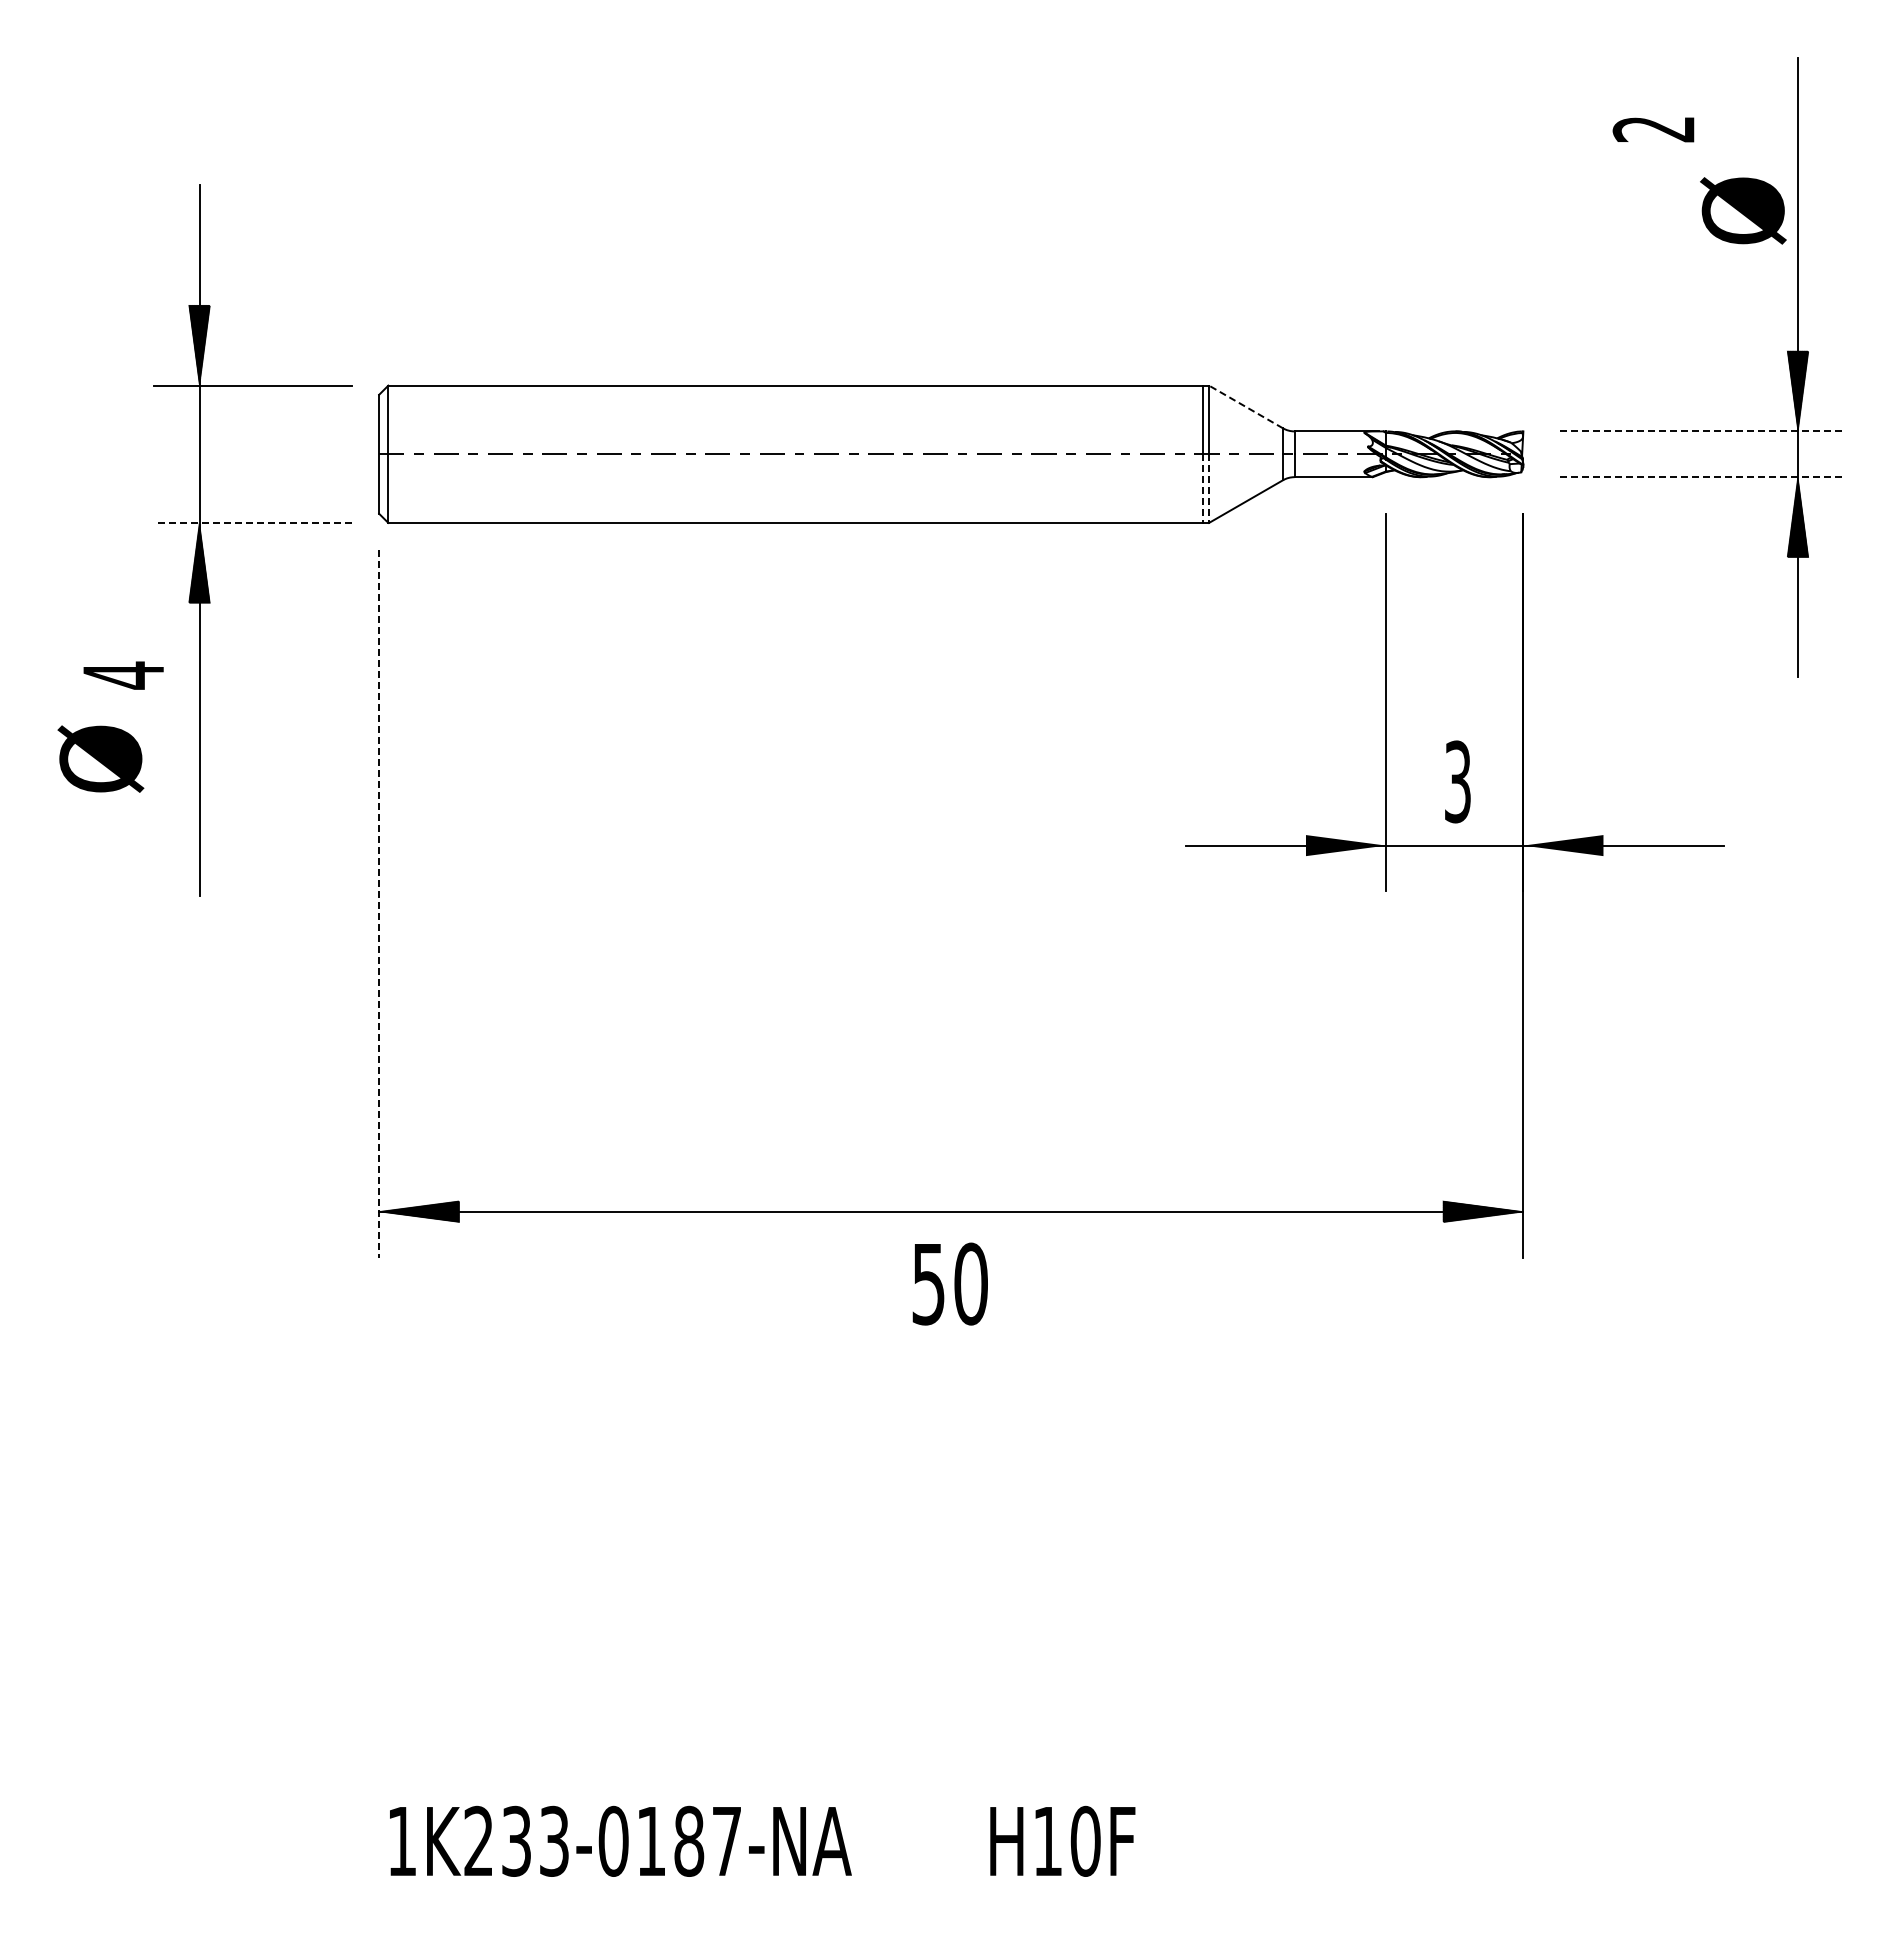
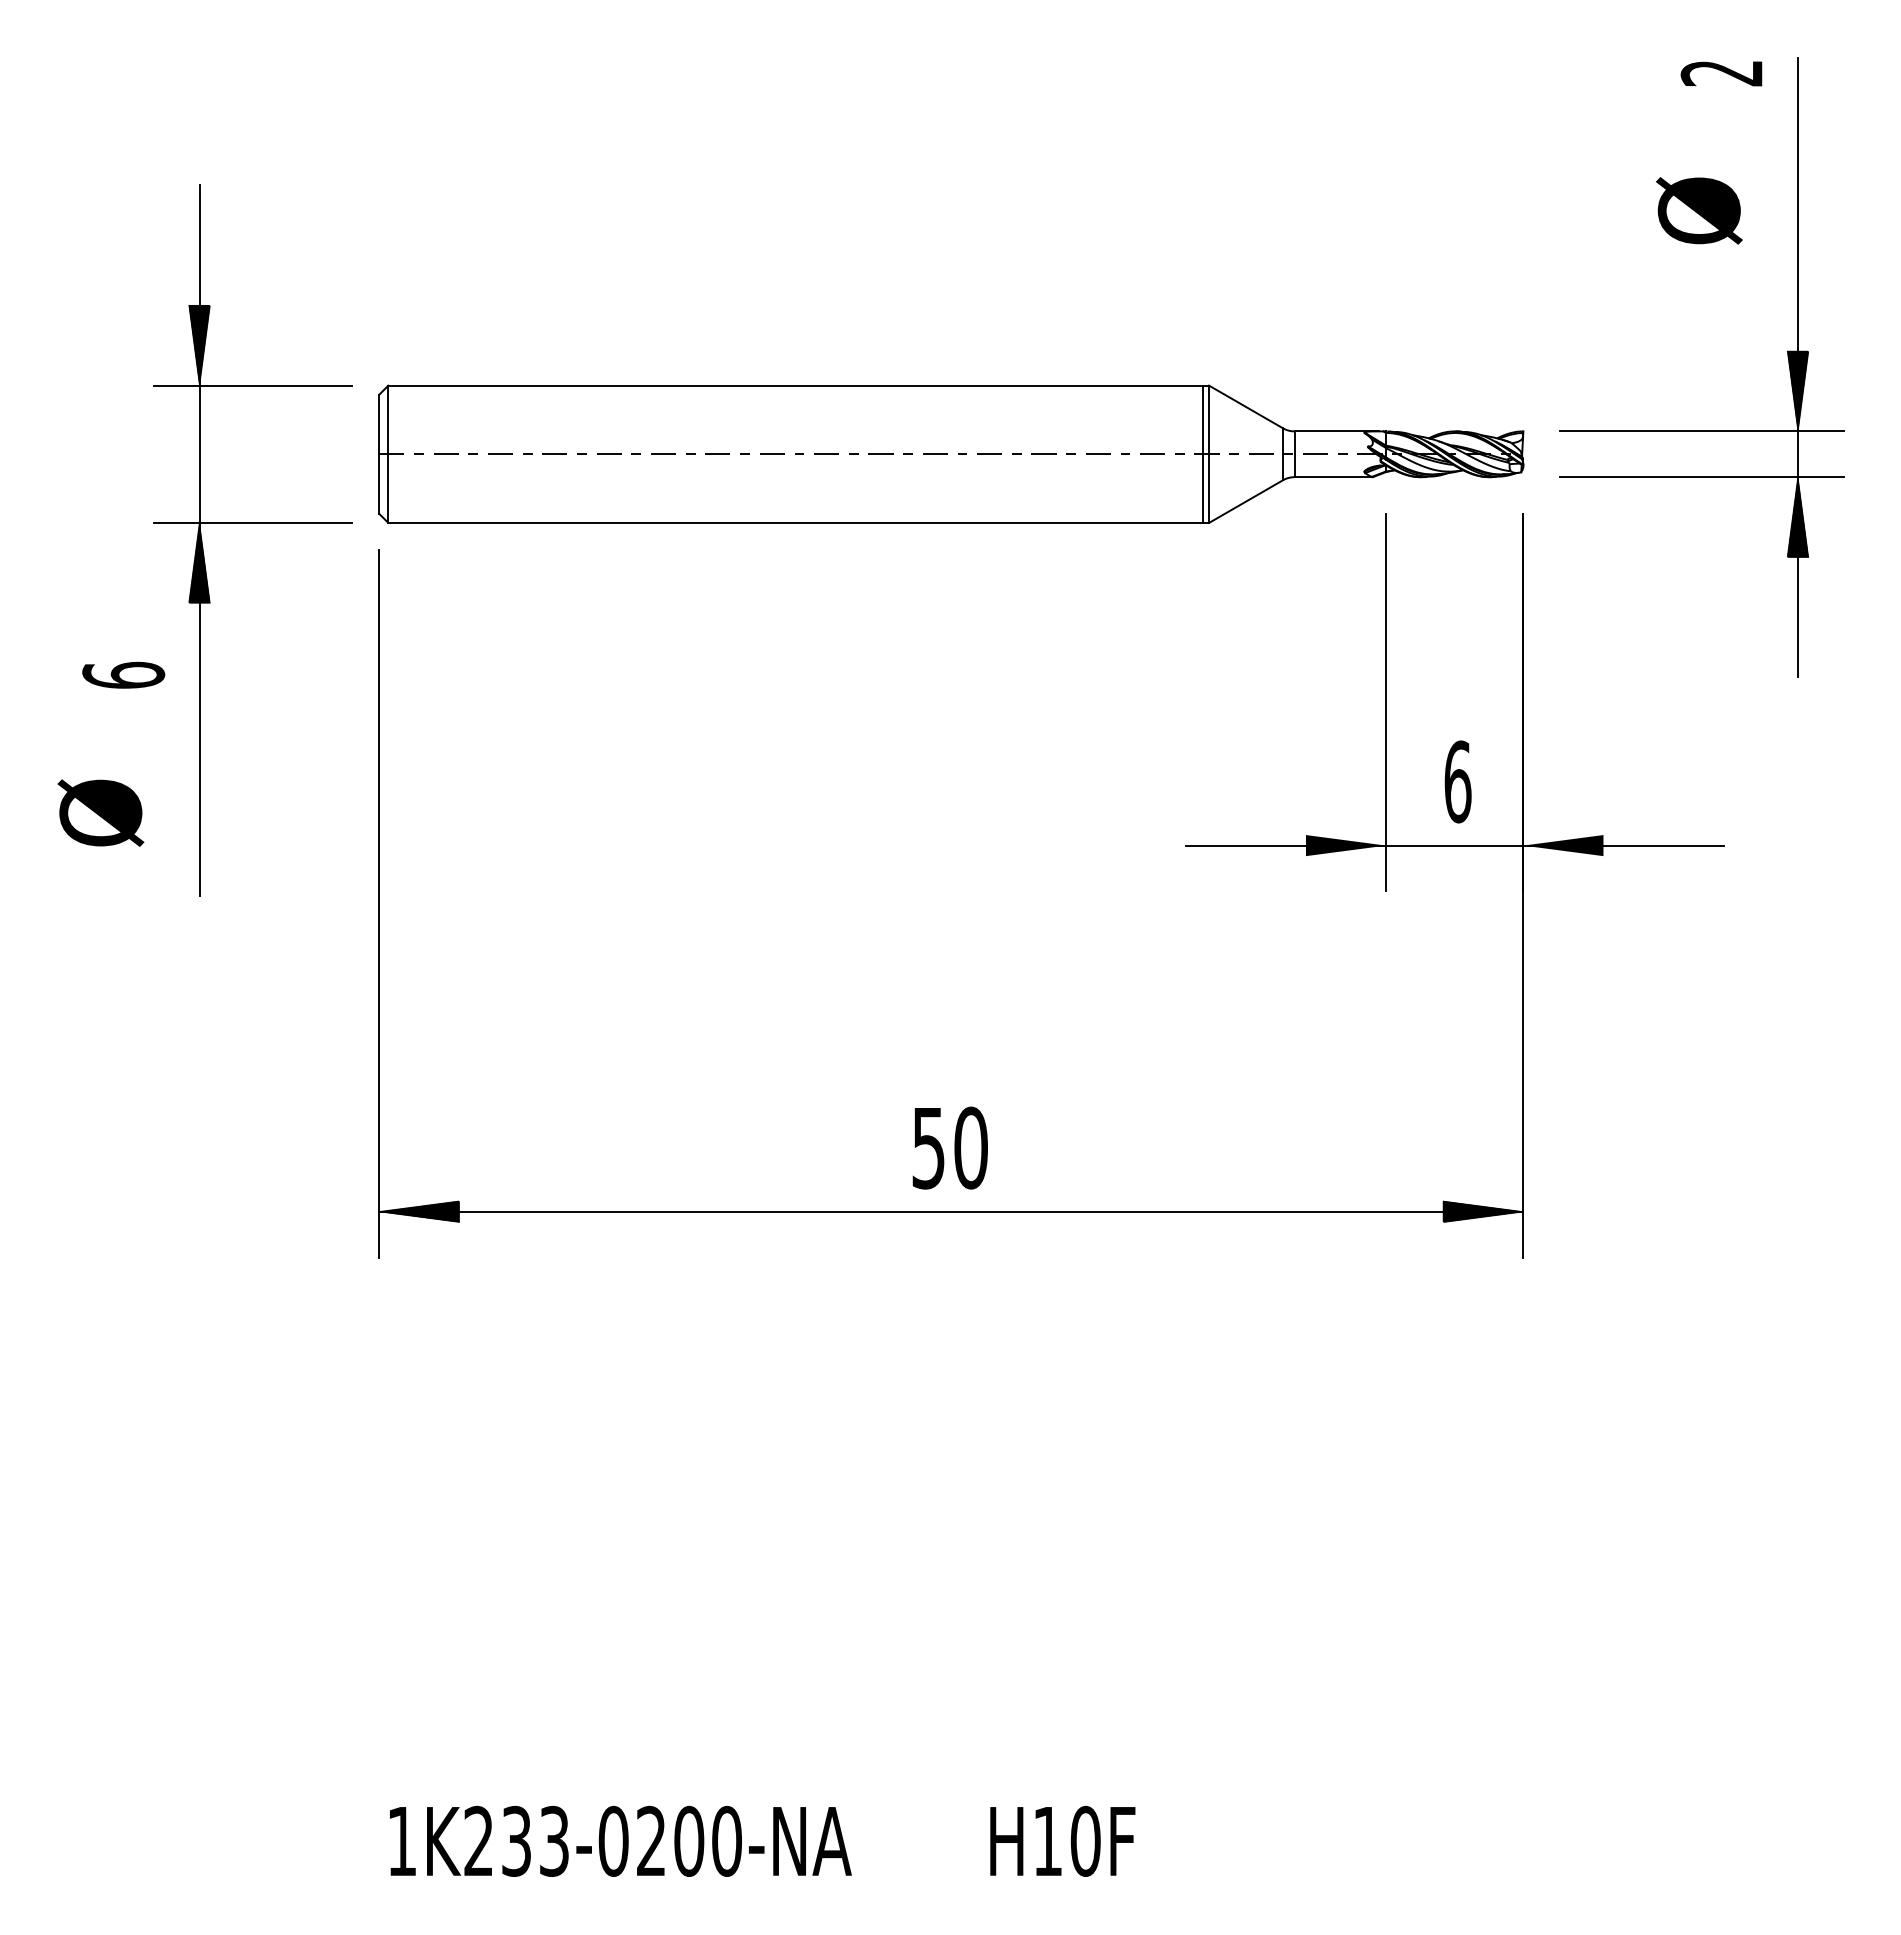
text position: (1653, 129) -> (1721, 73) (1721, 73)
text position: (1743, 210) -> (1699, 210) (1699, 210)
line: dashed -> solid (1246, 406)
line: dashed -> solid (1702, 431)
line: dashed -> solid (1702, 477)
line: dashed -> solid (1203, 489)
line: dashed -> solid (1209, 489)
line: dashed -> solid (252, 522)
text: 4 -> 6 (123, 675)
text position: (100, 758) -> (100, 812) (100, 812)
text: 3 -> 6 (1457, 781)
line: dashed -> solid (379, 903)
text position: (949, 1283) -> (949, 1147) (949, 1147)
text: 1K233-0187-NA -> 1K233-0200-NA (689, 1840)
